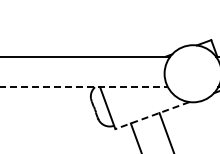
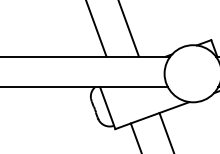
line: none -> present (96, 29)
line: none -> present (129, 29)
line: dashed -> solid (84, 87)
line: dashed -> solid (151, 115)
